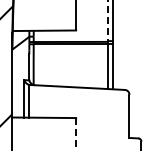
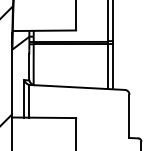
line: dashed -> solid (107, 21)
line: dashed -> solid (76, 134)
